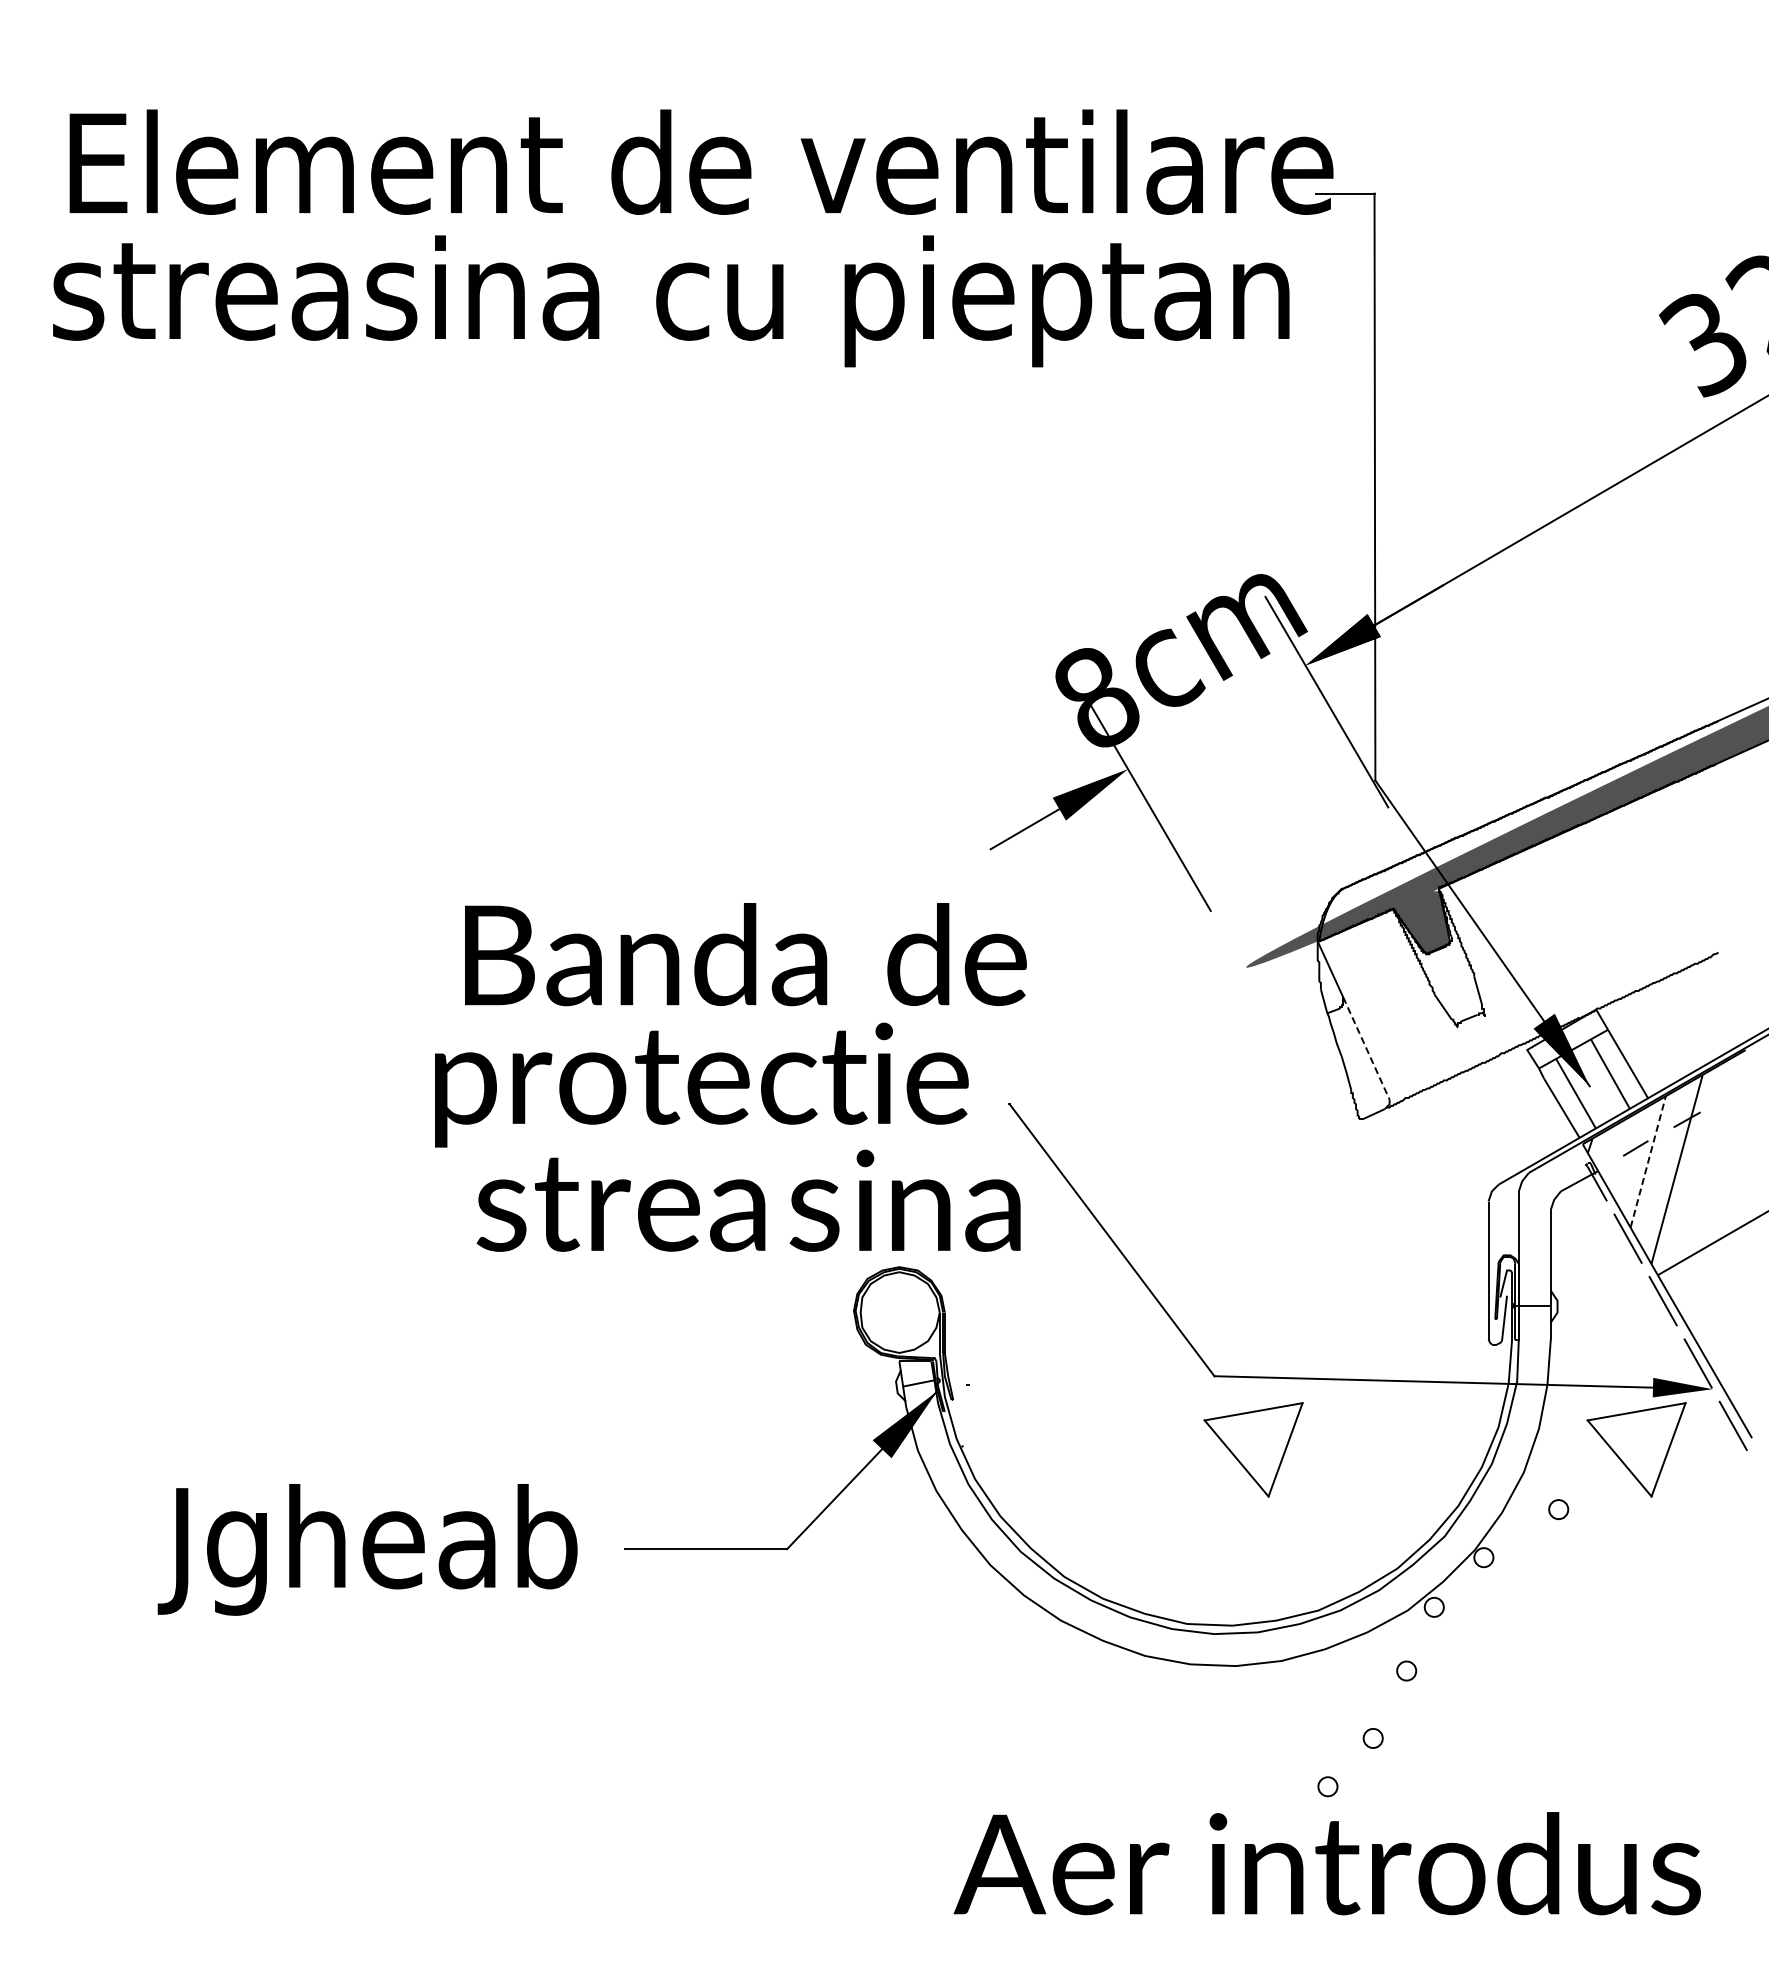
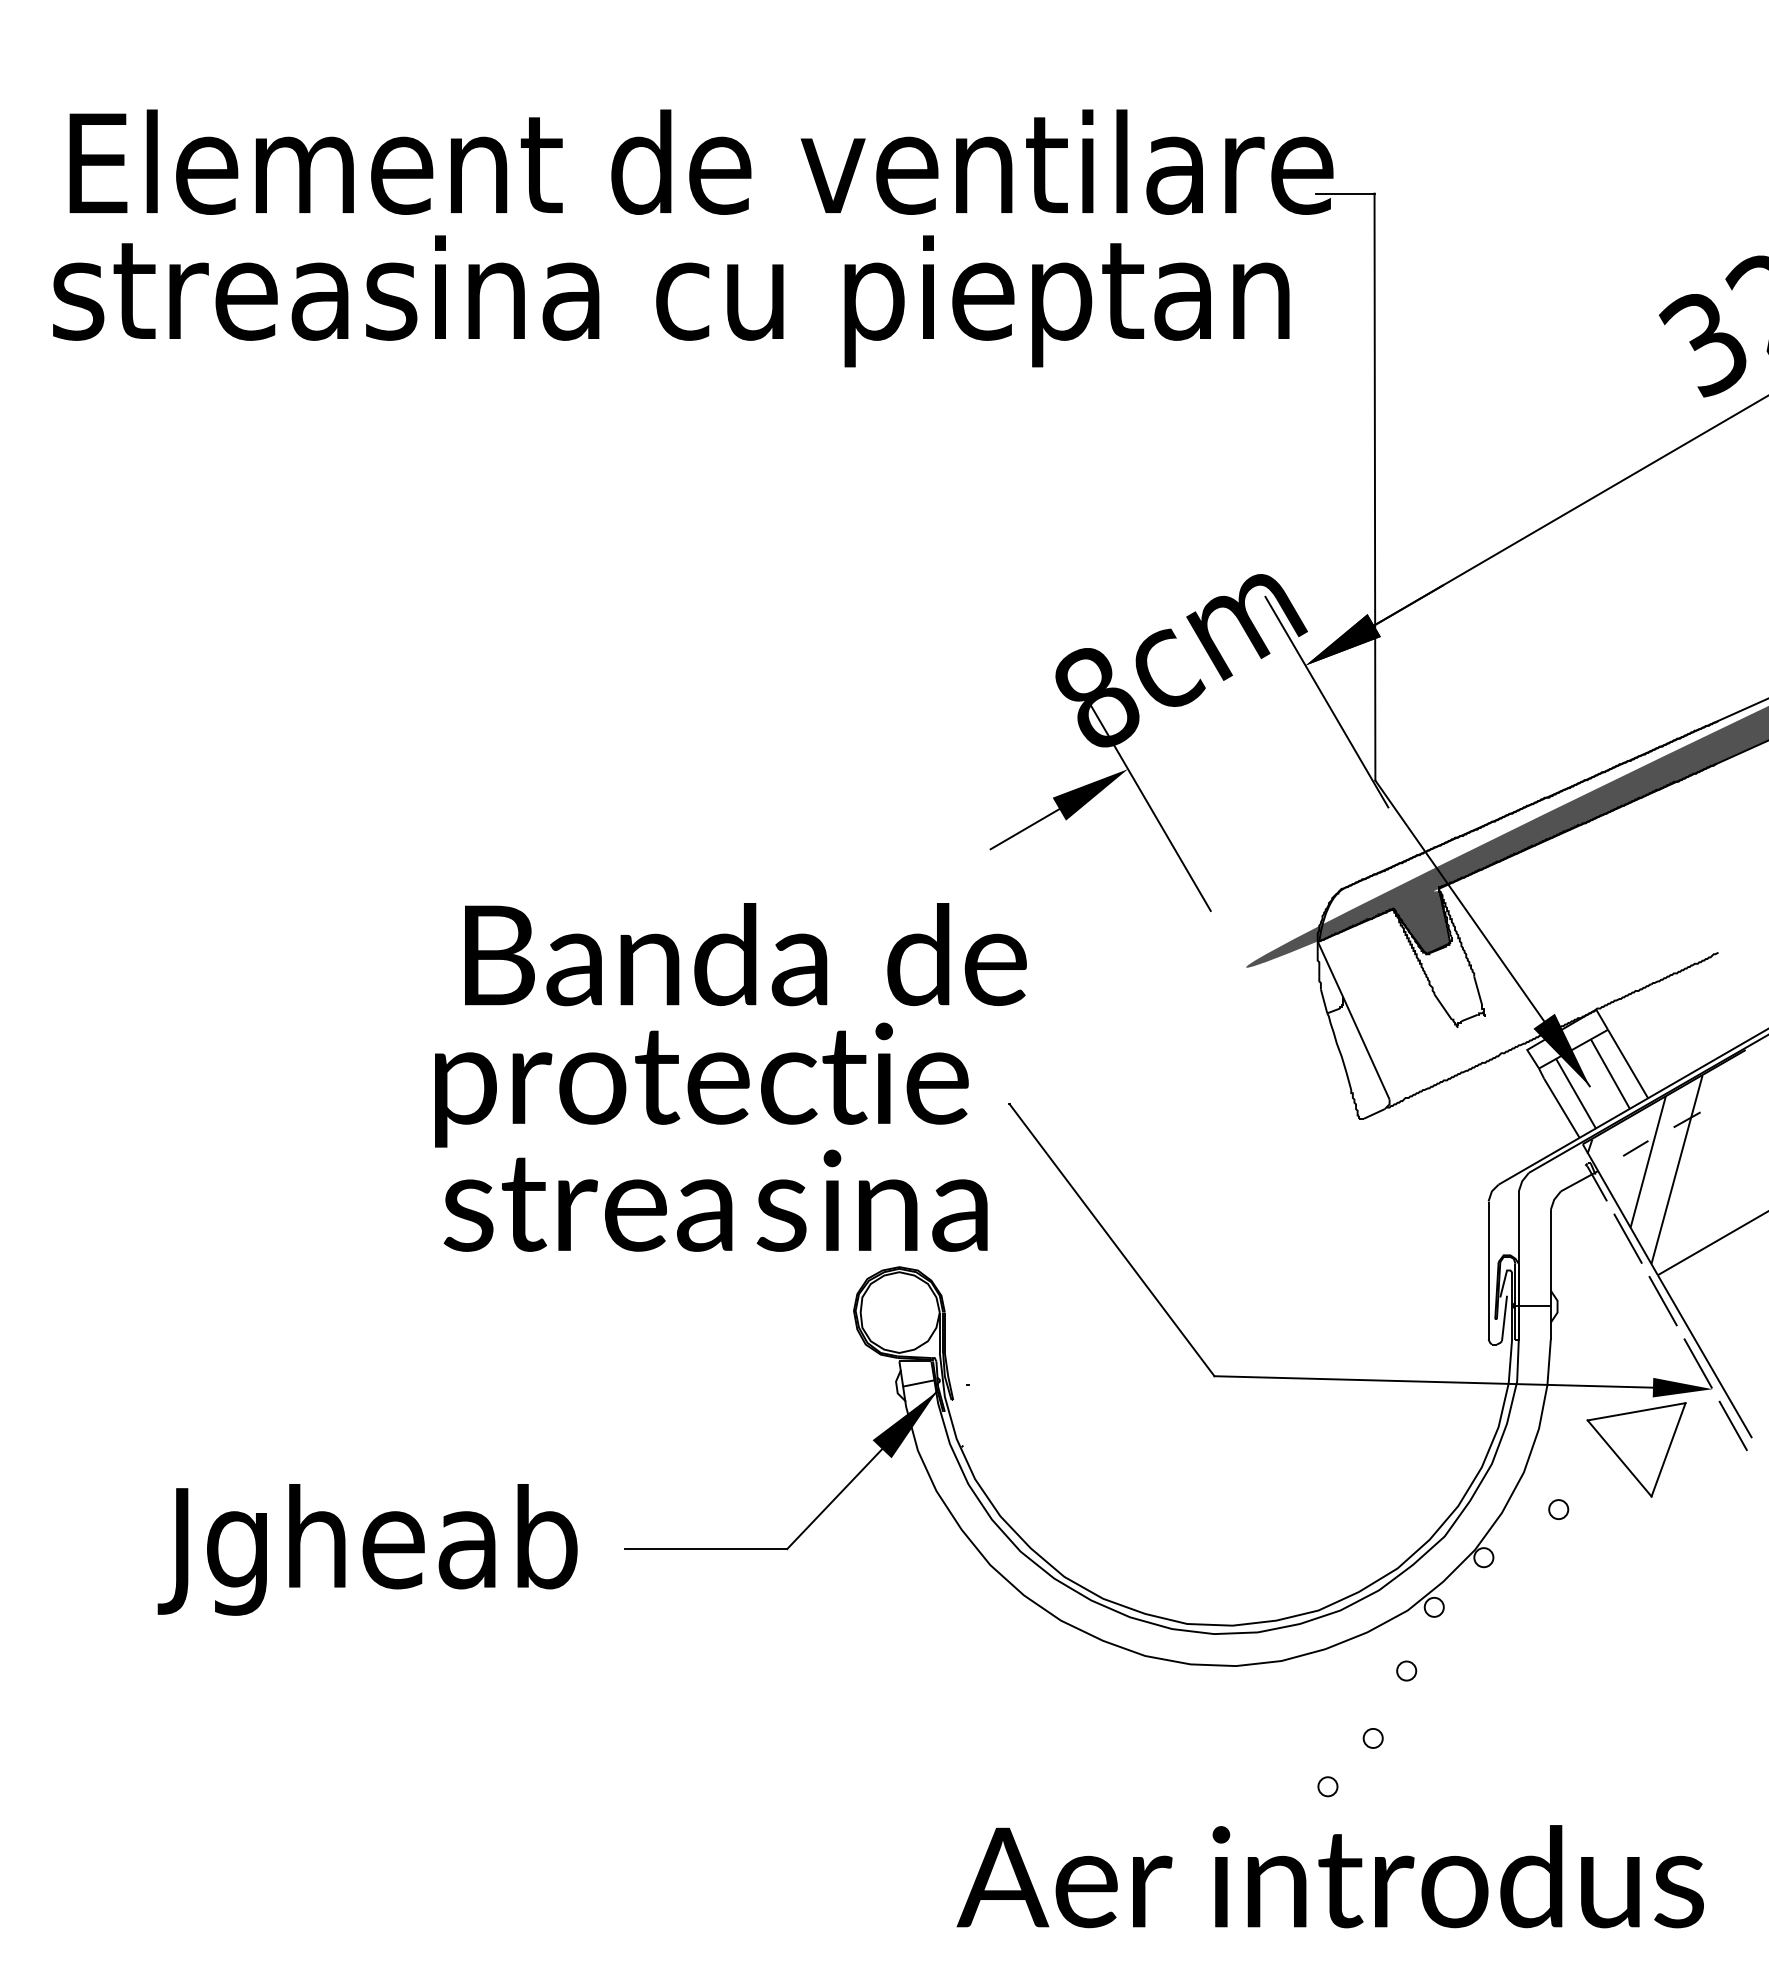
line: dashed -> solid (1366, 1048)
line: dashed -> solid (1648, 1161)
text position: (748, 1200) -> (715, 1200) (715, 1200)
part: present -> none (1253, 1449)
text position: (1326, 1863) -> (1329, 1876) (1329, 1876)
